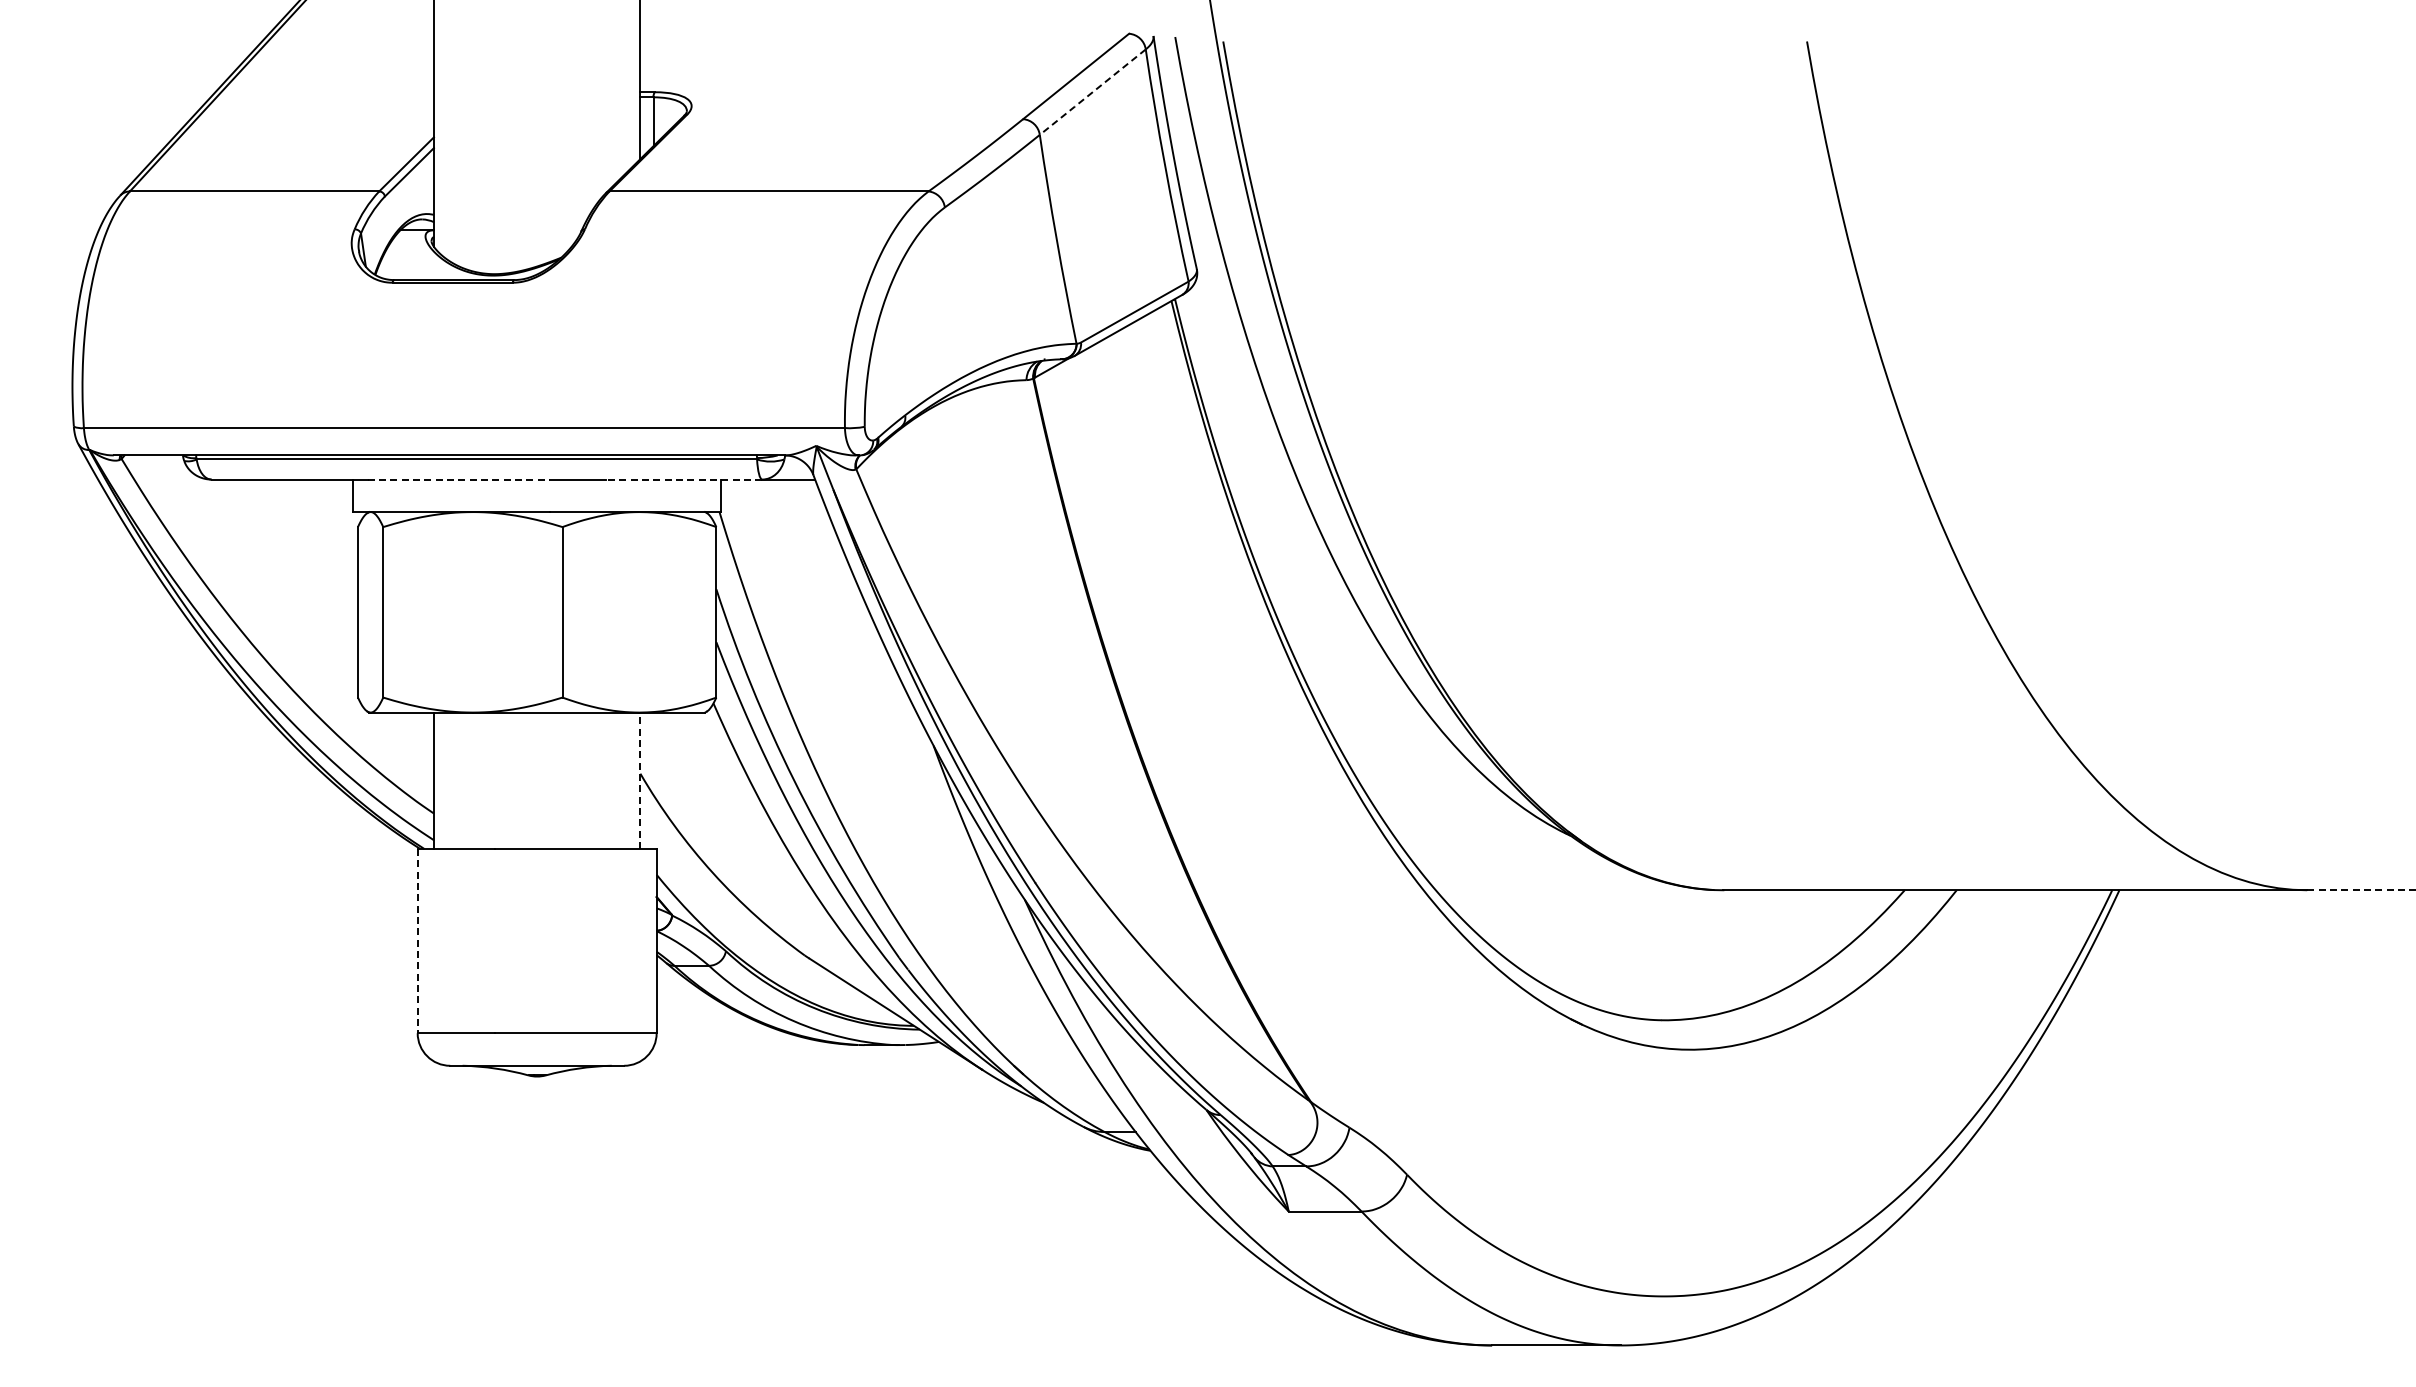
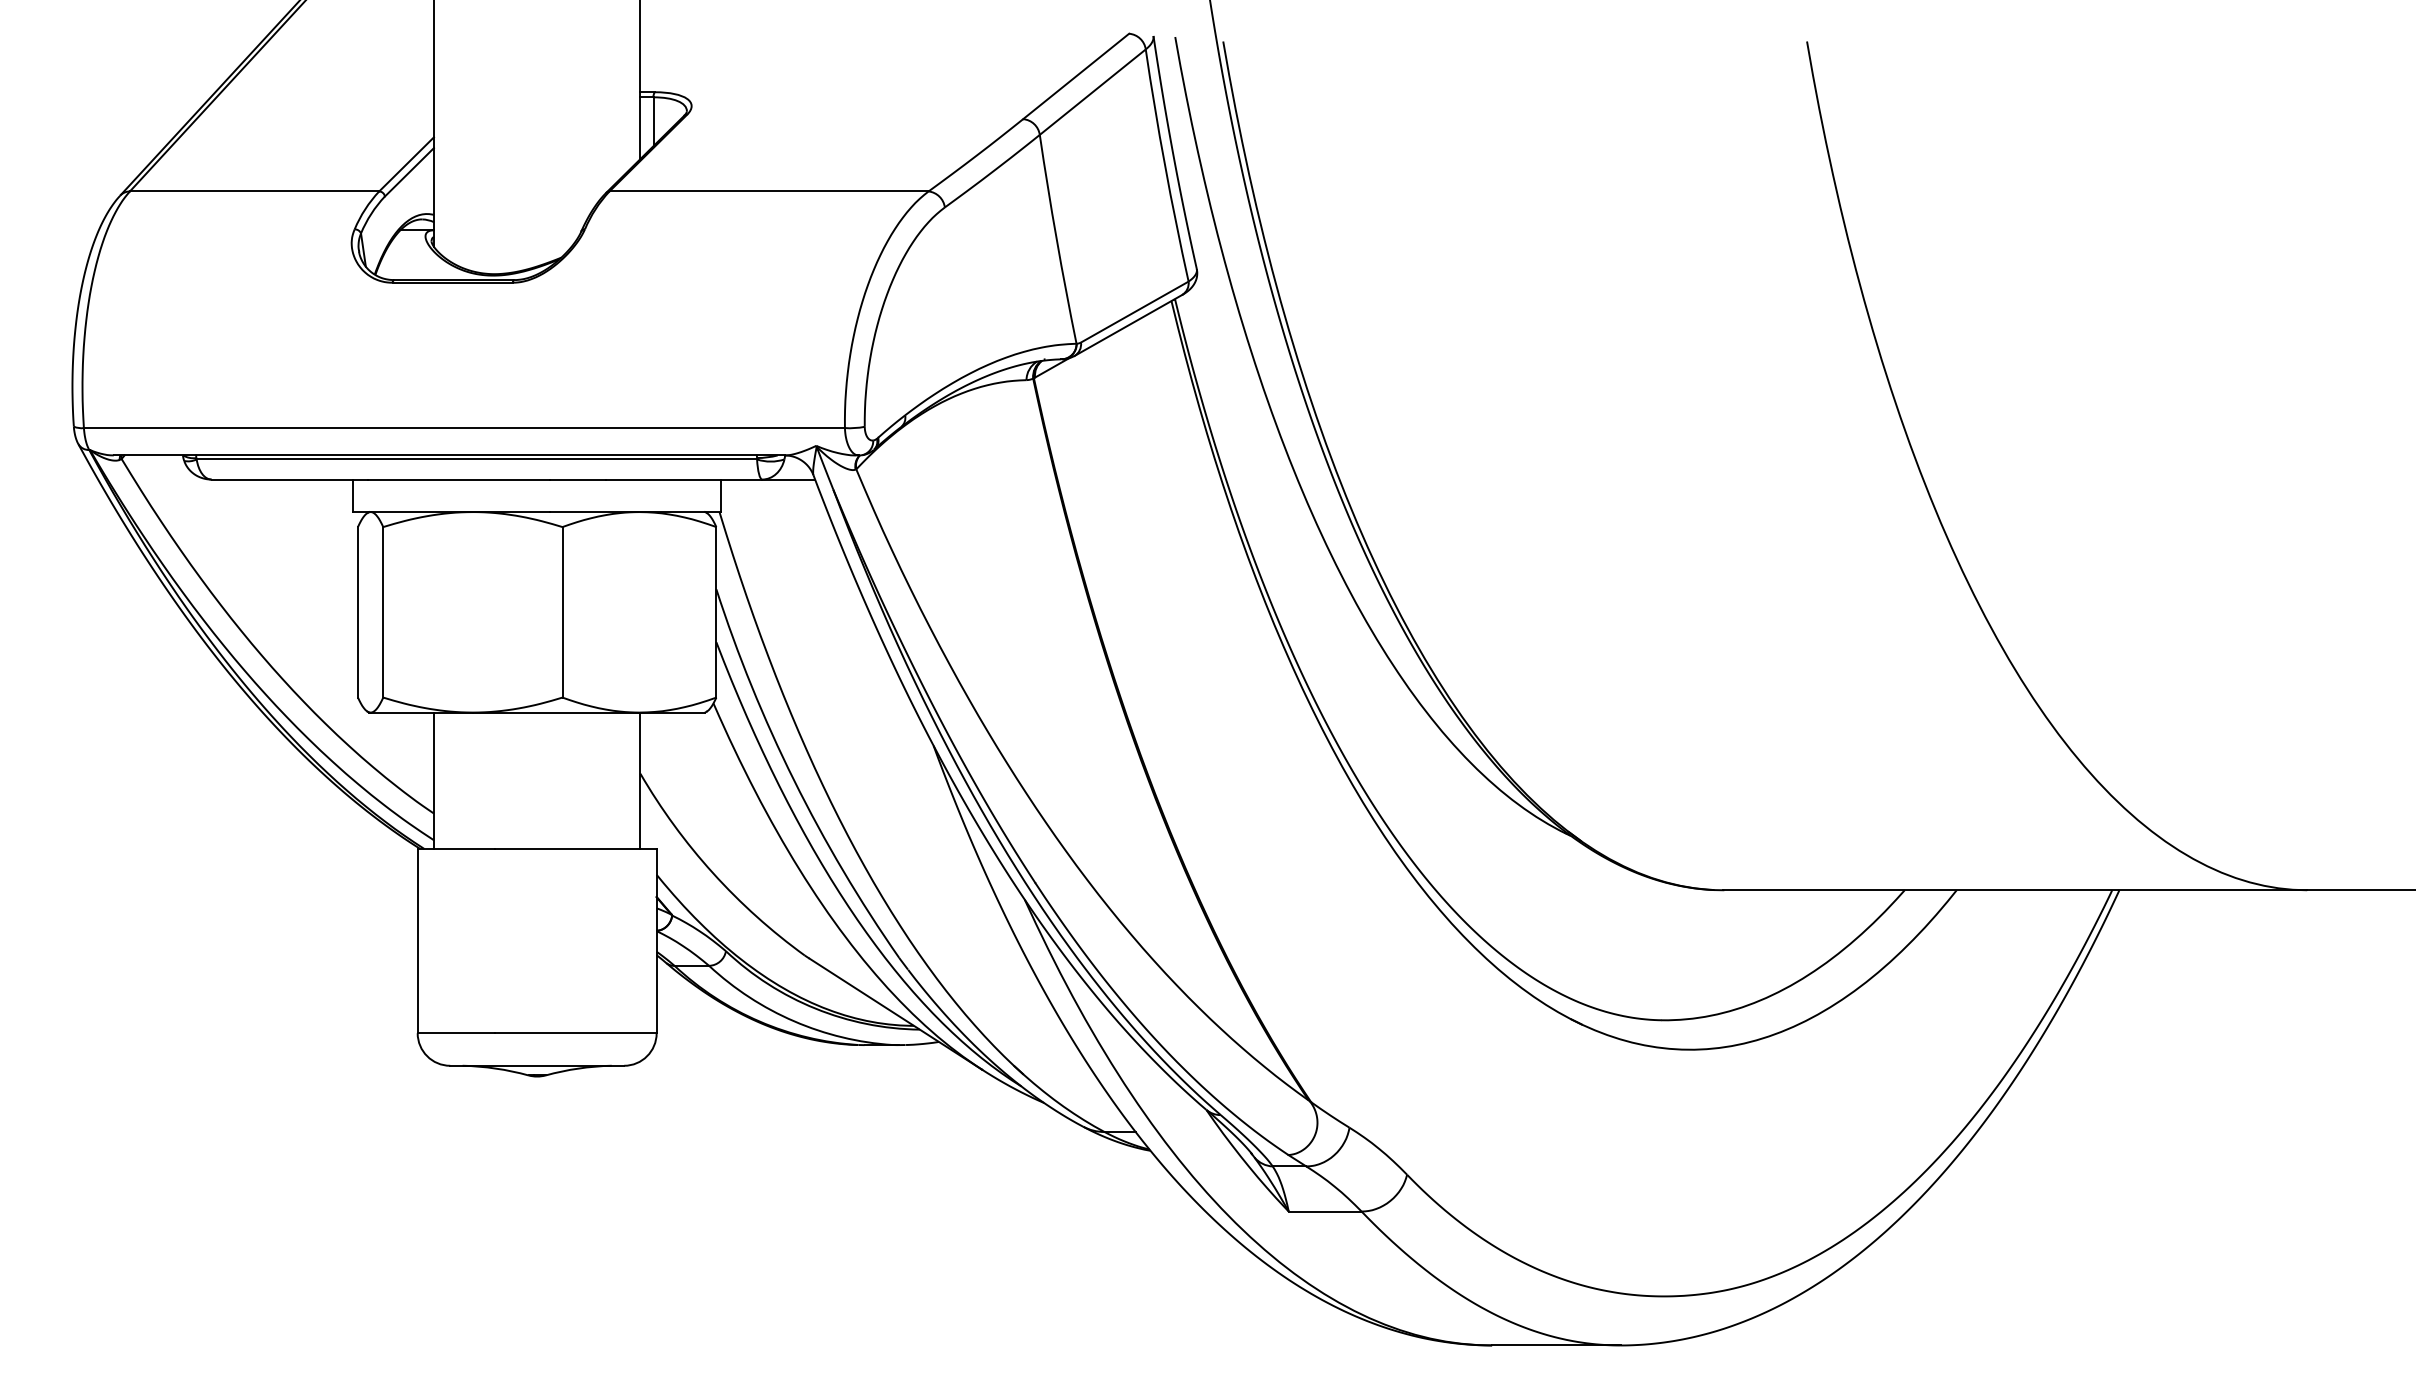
line: dashed -> solid (1093, 91)
line: dashed -> solid (459, 479)
line: dashed -> solid (684, 479)
line: dashed -> solid (640, 780)
line: dashed -> solid (2361, 890)
line: dashed -> solid (417, 941)
